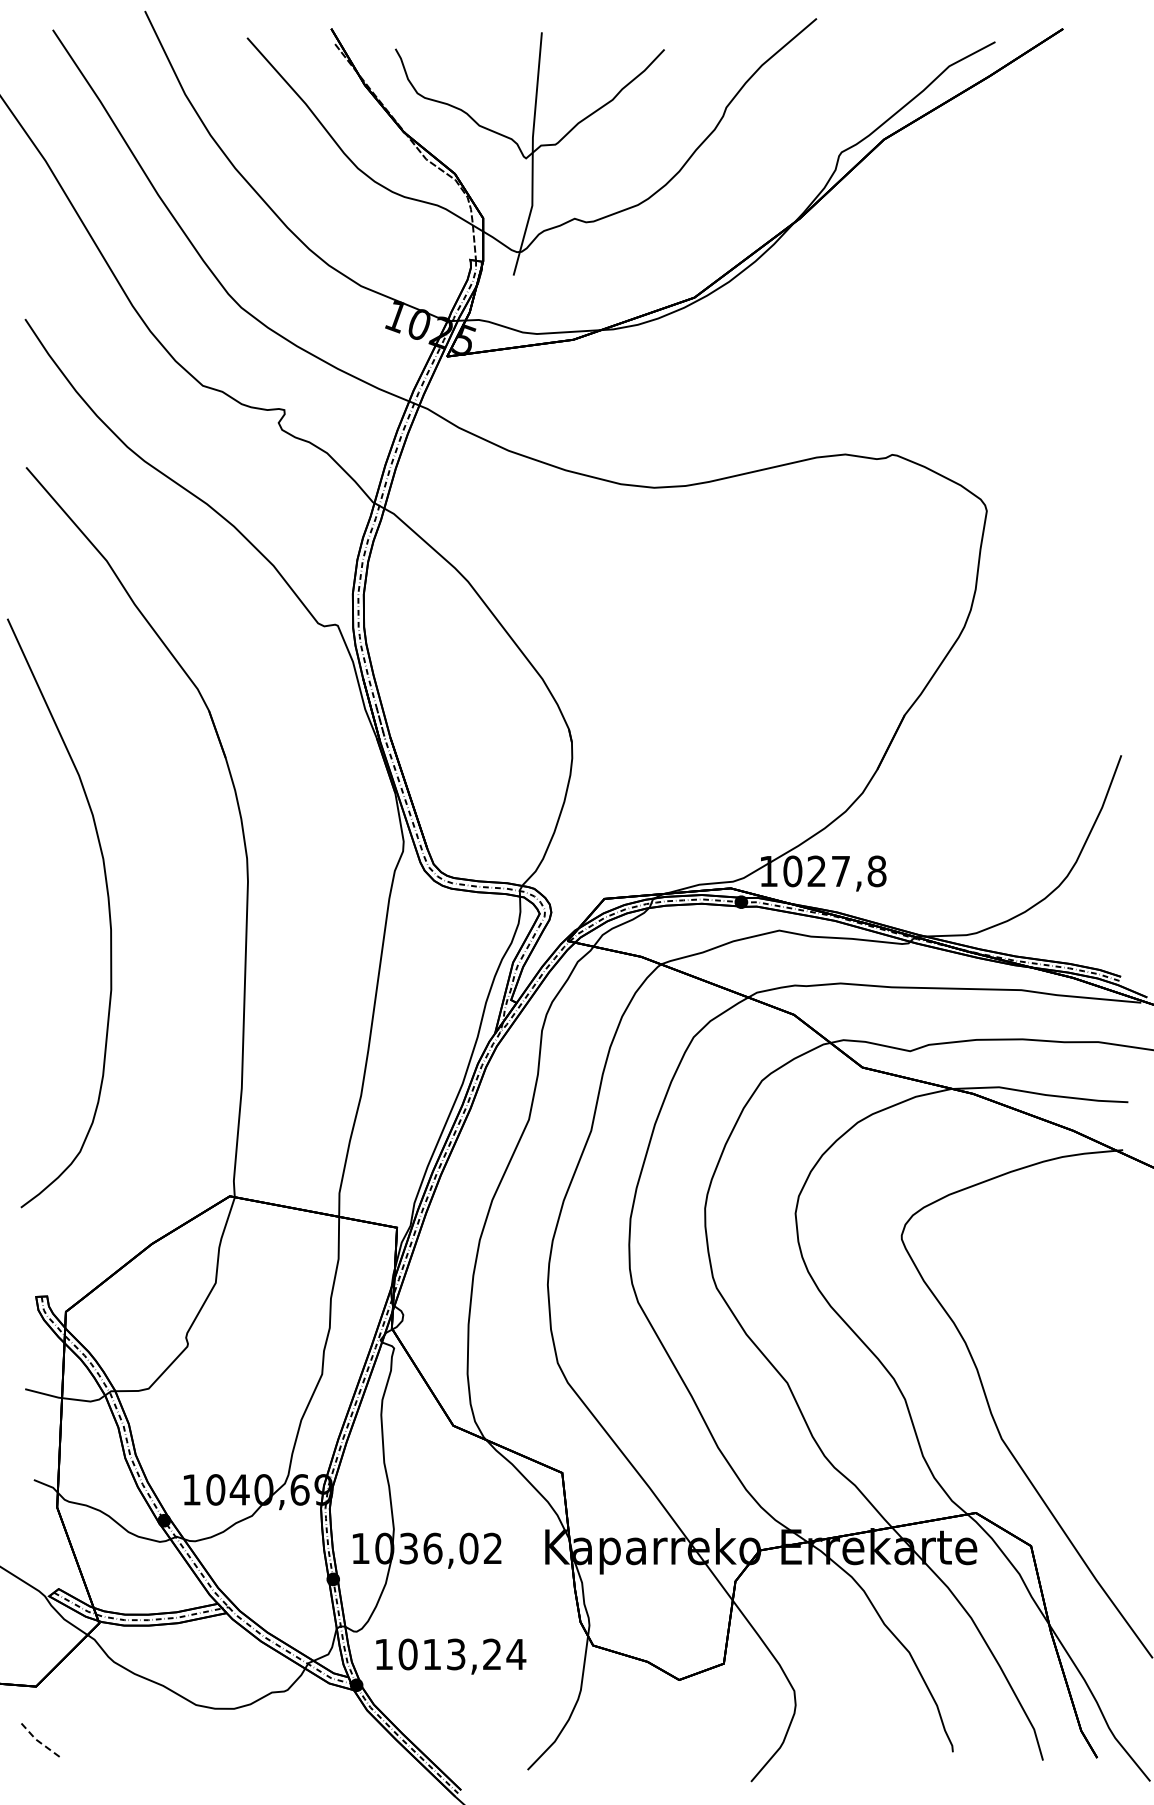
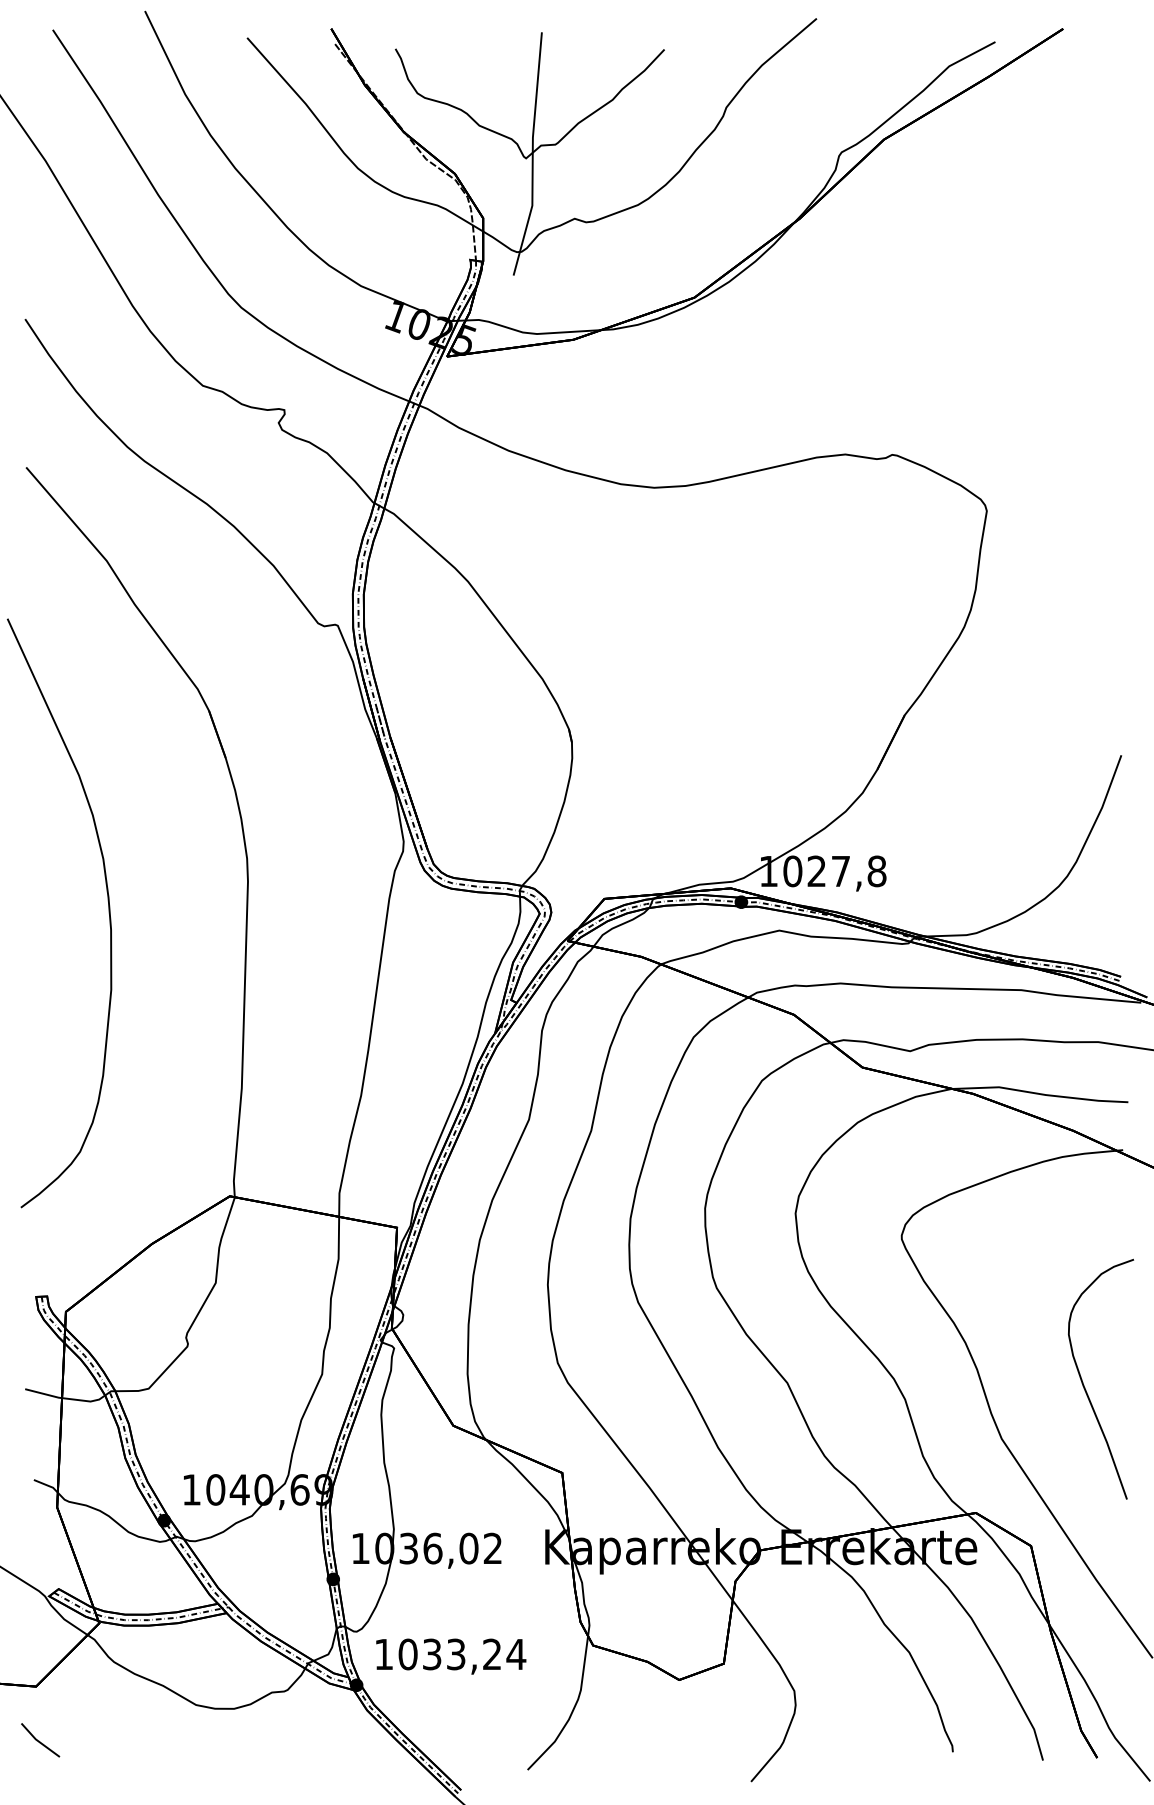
curve: none -> present (1085, 1387)
text: 1013,24 -> 1033,24 (432, 1654)
line: dashed -> solid (39, 1741)
